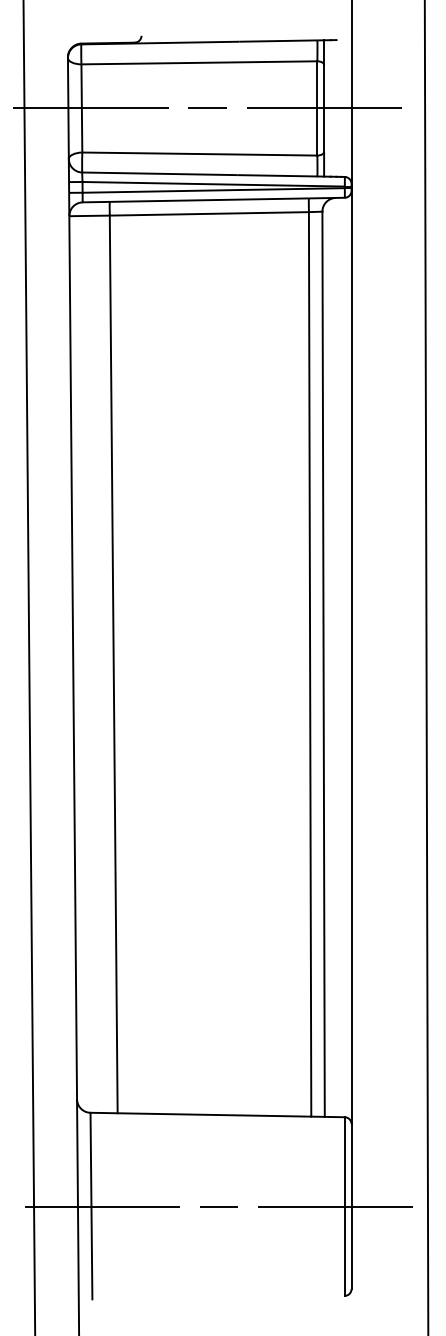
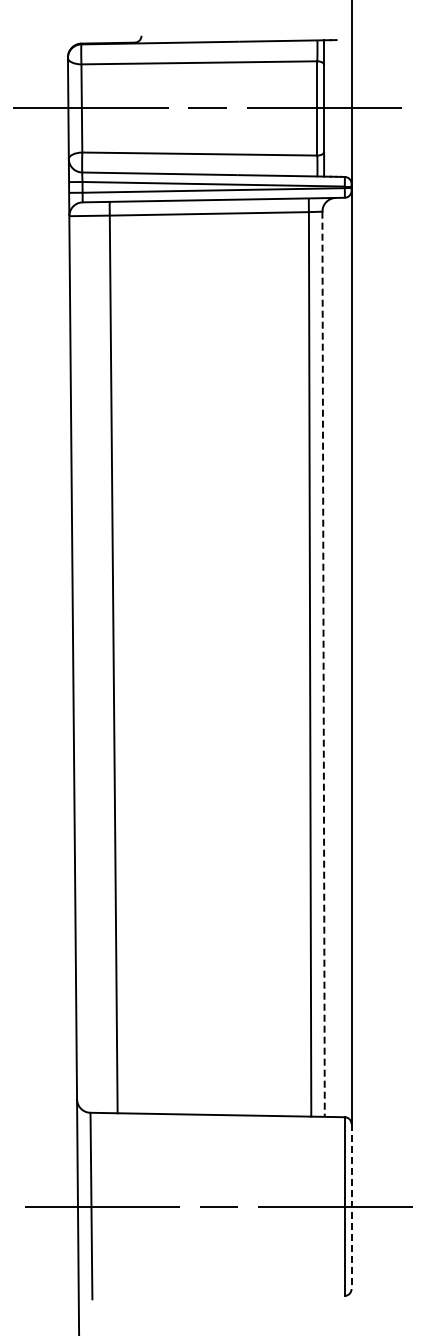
line: solid -> dashed (323, 664)
line: present -> none (29, 667)
line: present -> none (426, 667)
line: solid -> dashed (351, 1207)
